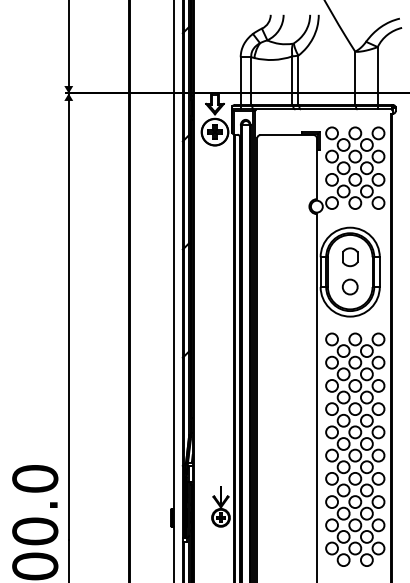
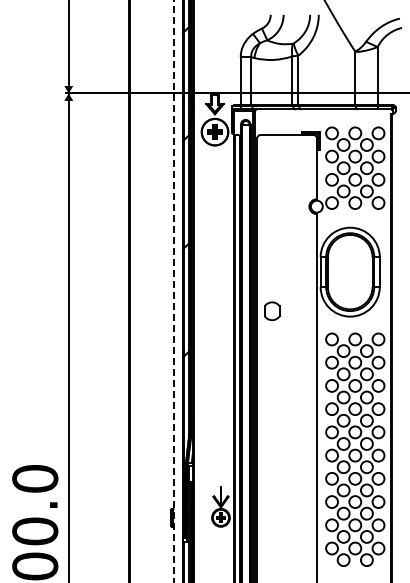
part position: (350, 257) -> (272, 311) (272, 311)
circle: present -> none (349, 286)
line: solid -> dashed (173, 291)
